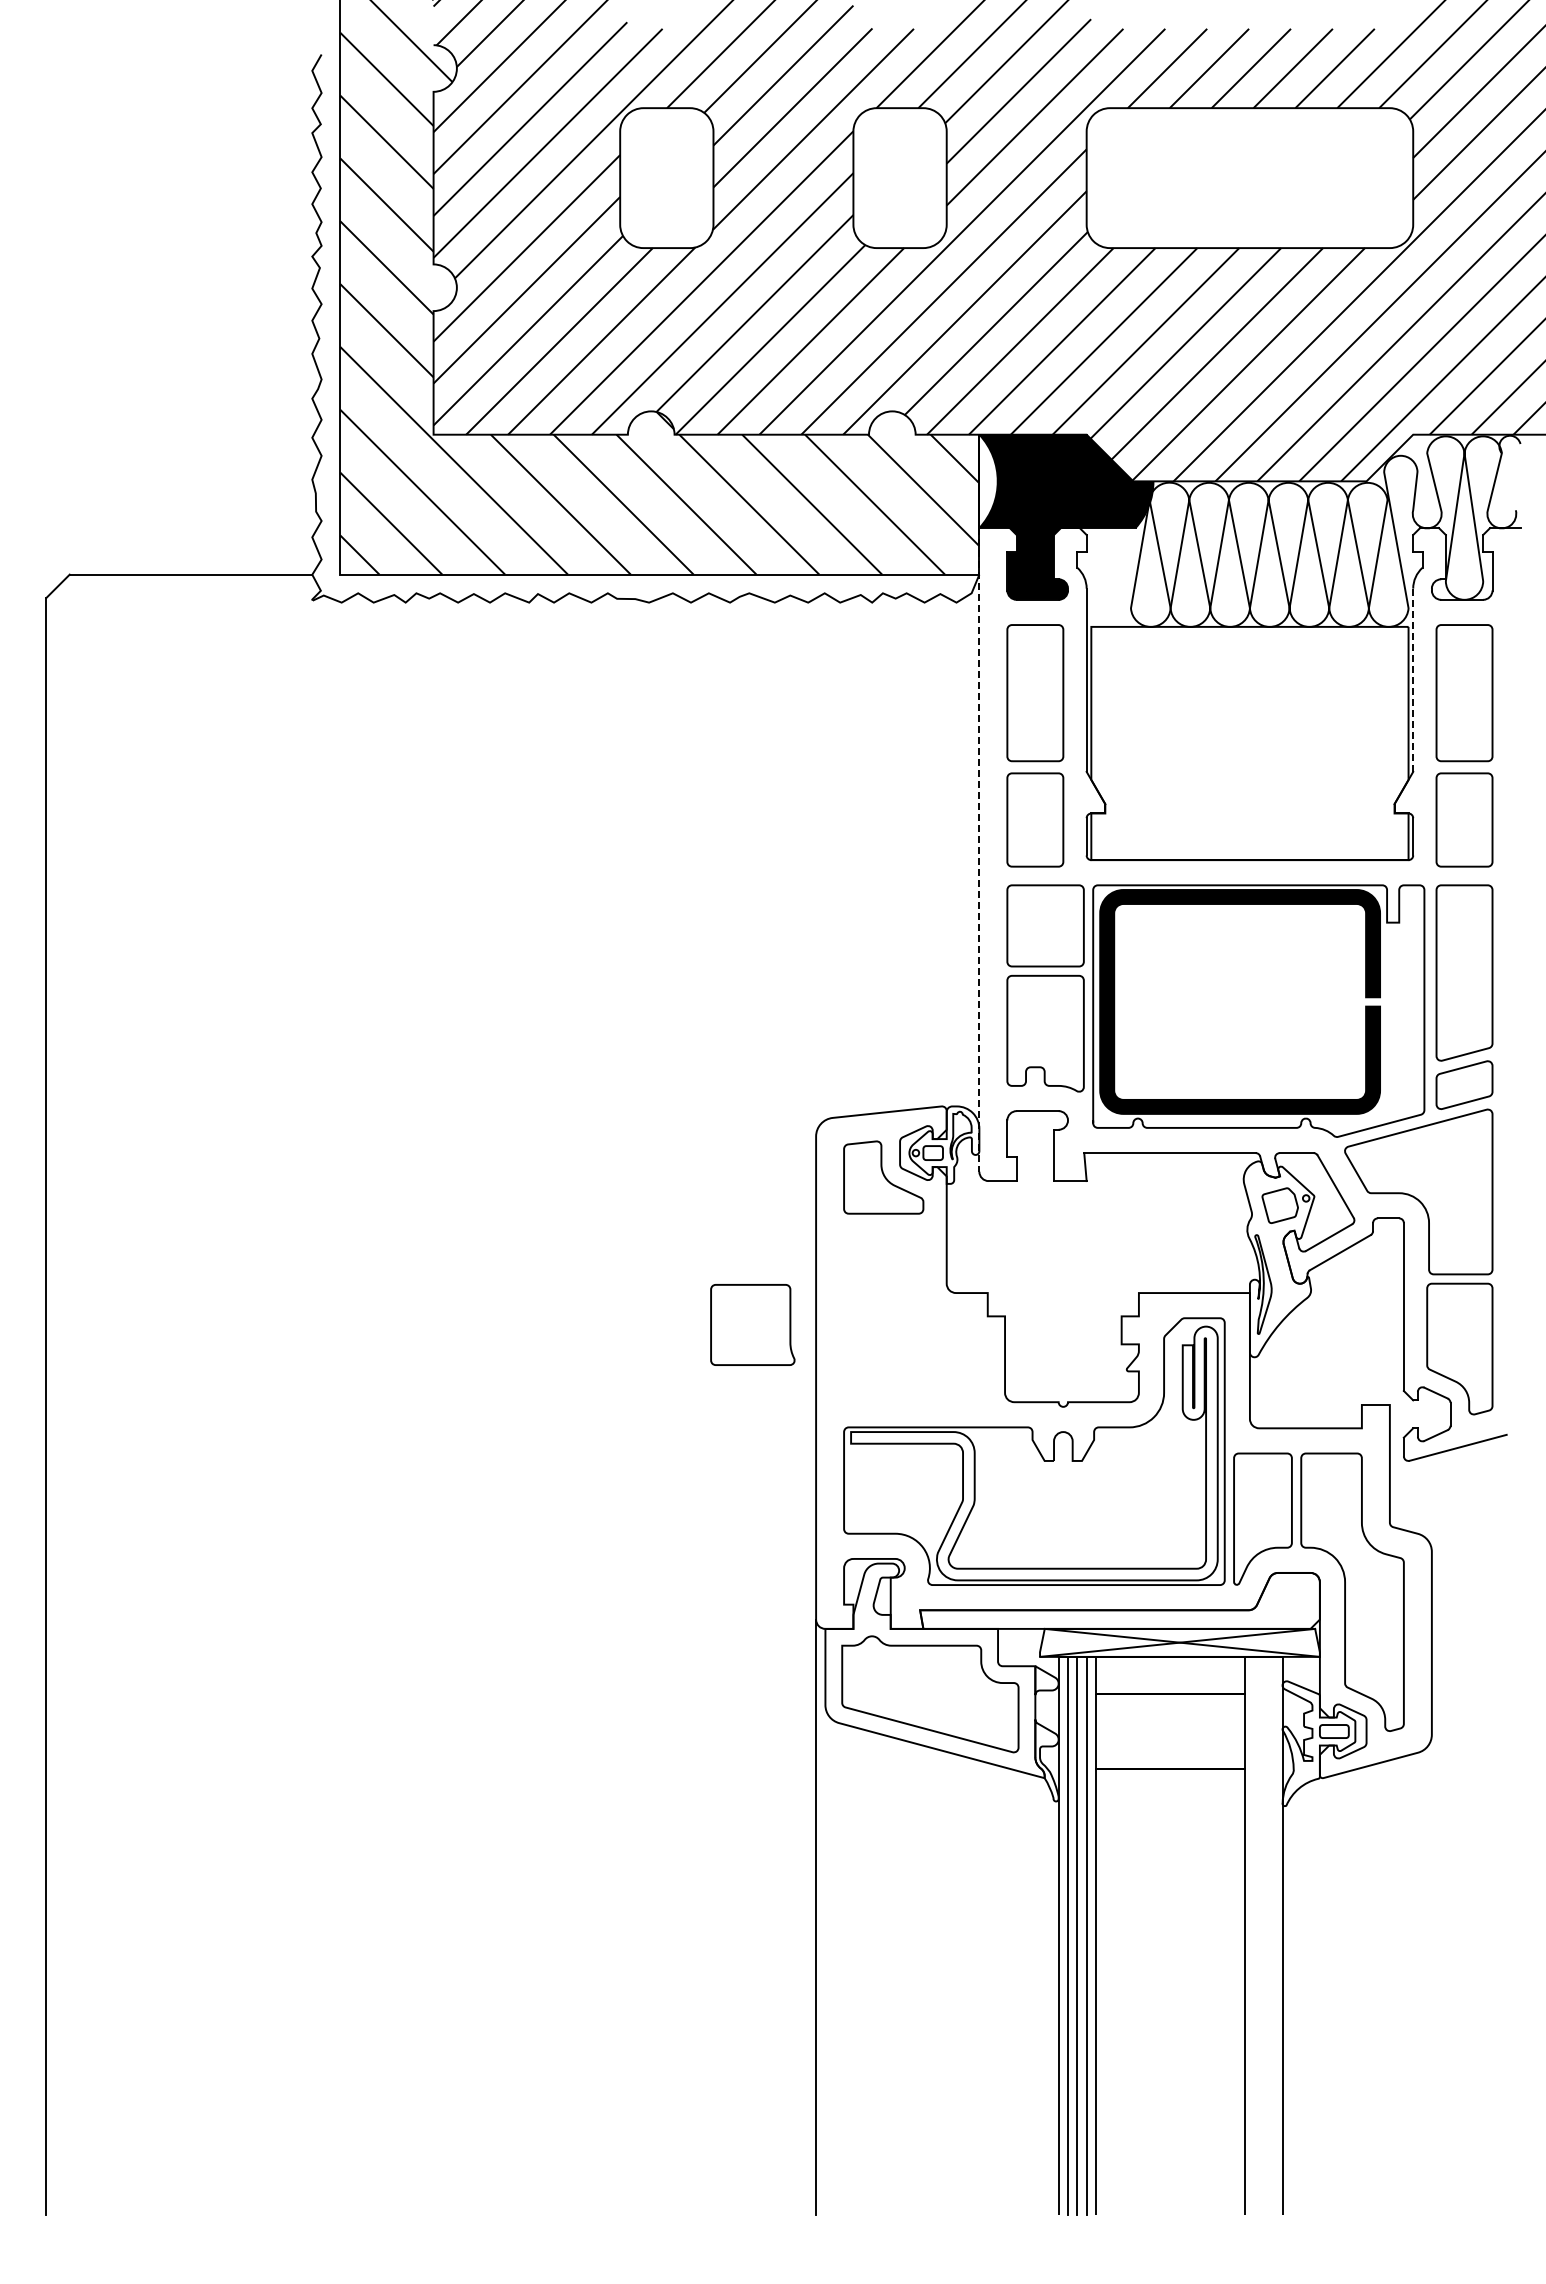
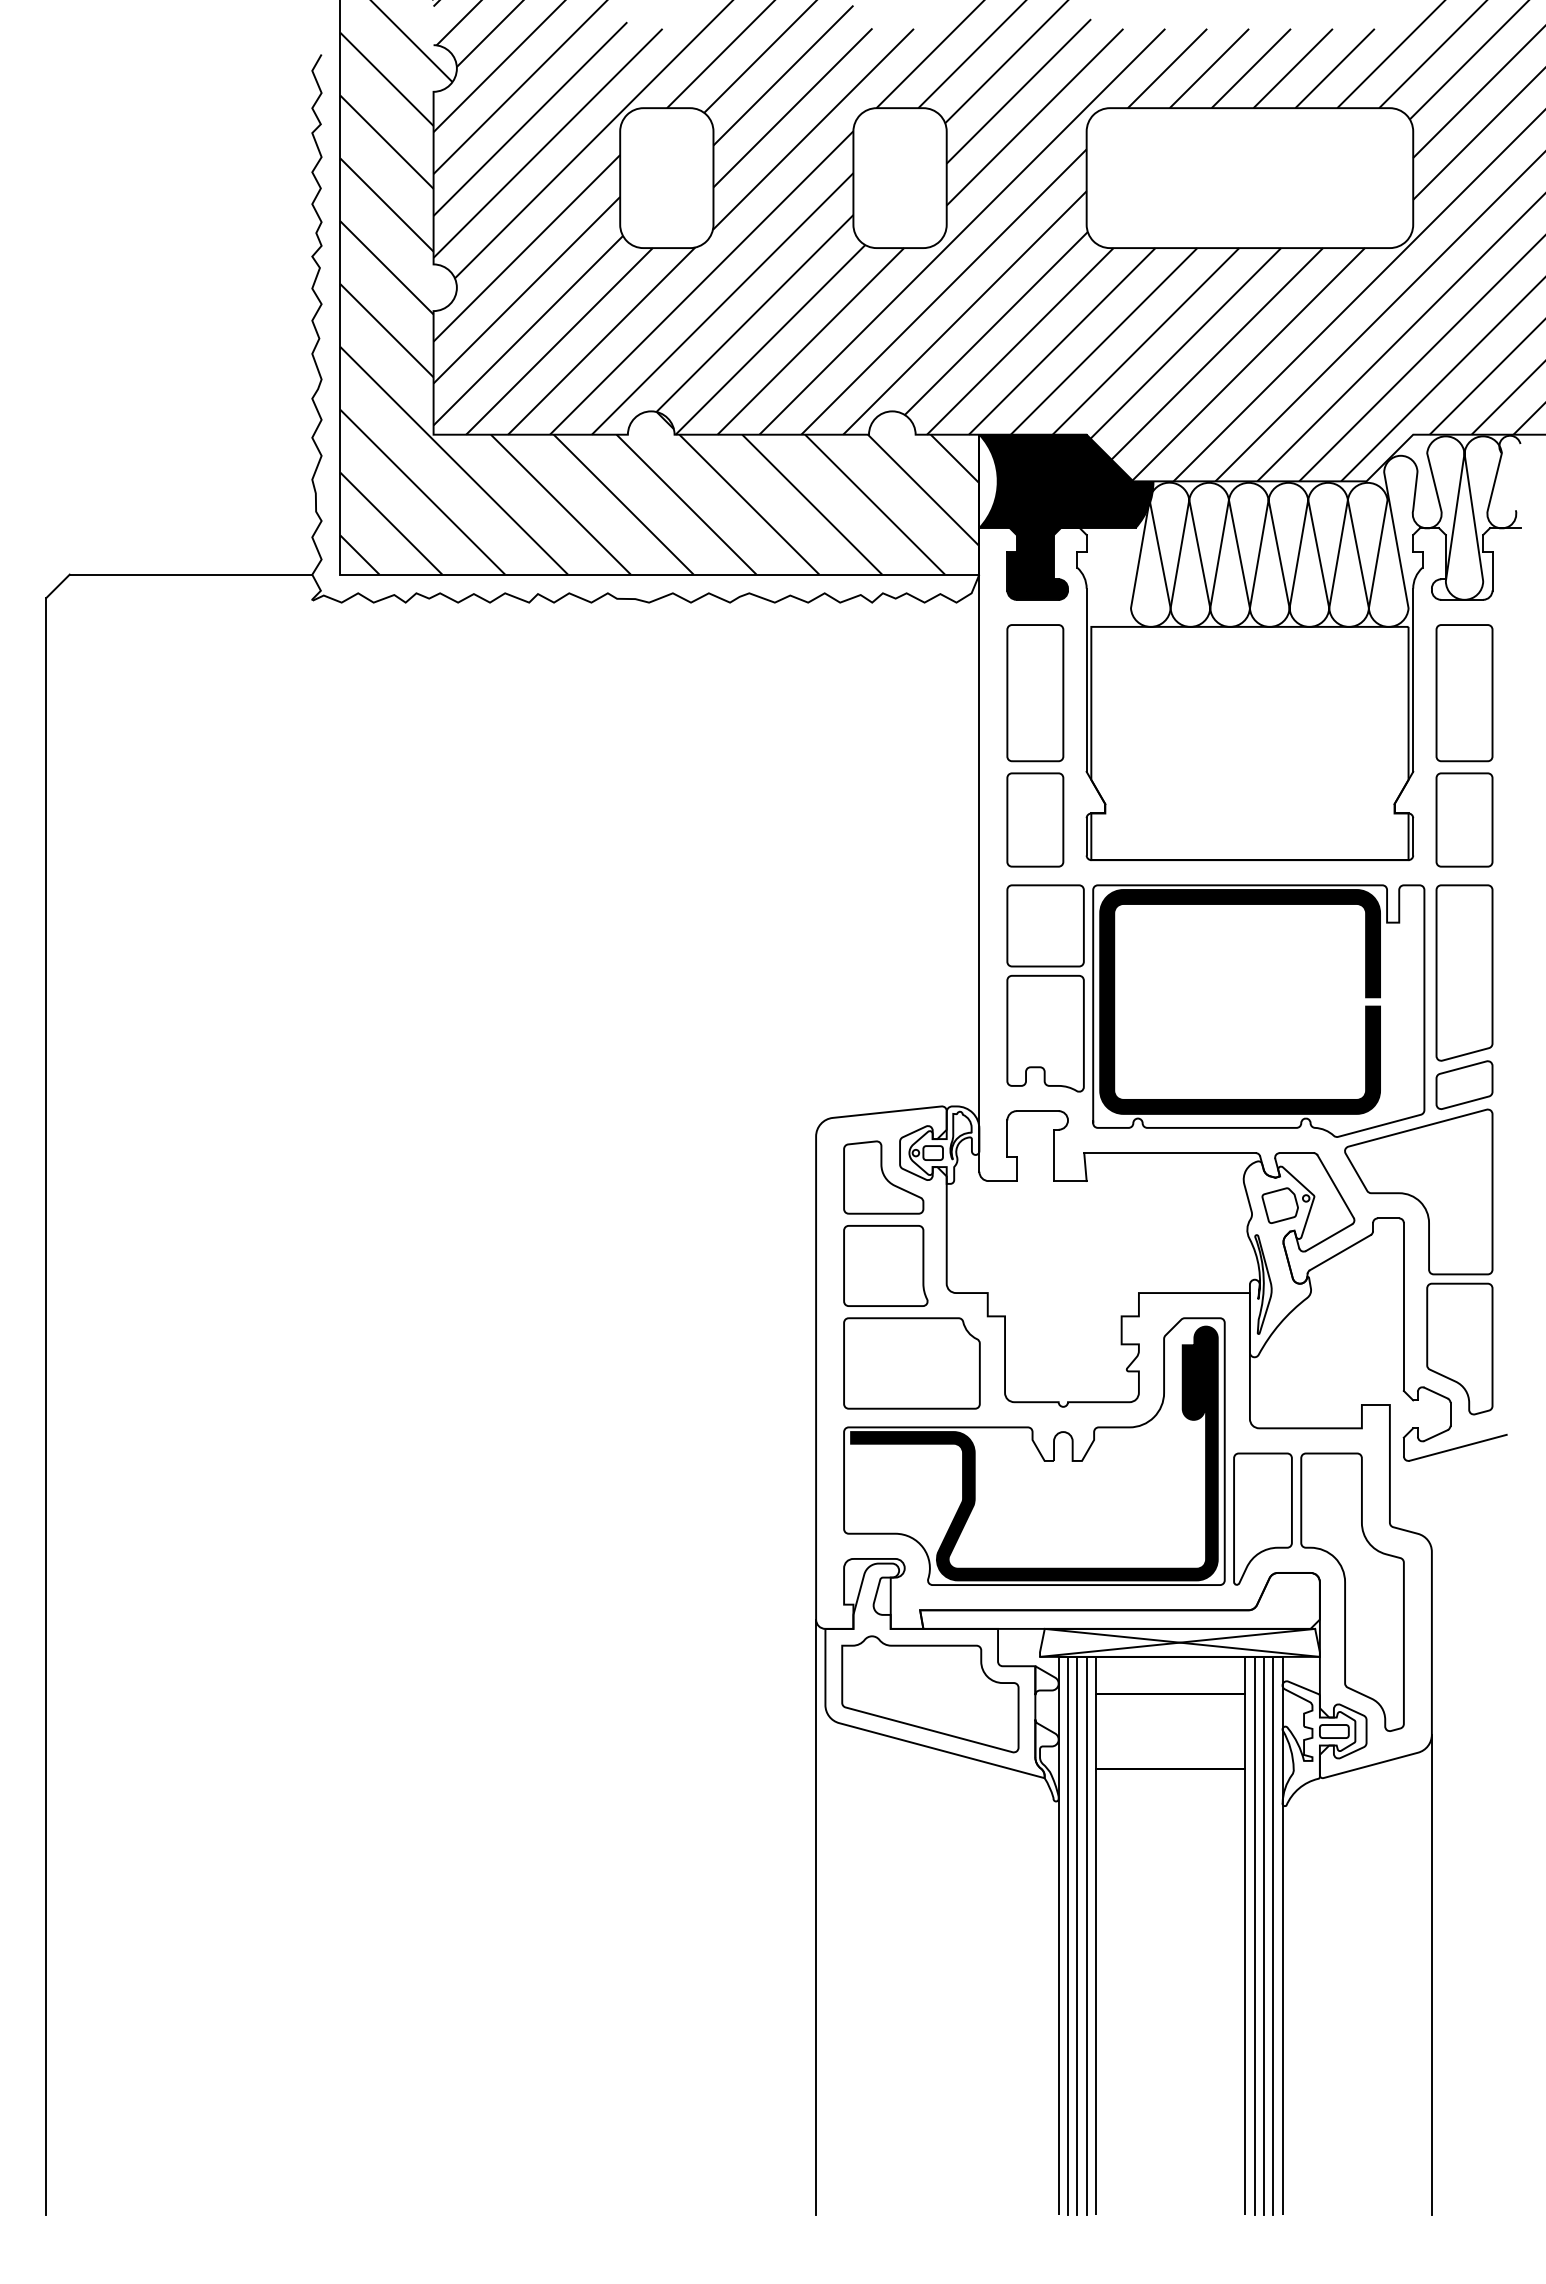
line: dashed -> solid (1413, 680)
line: dashed -> solid (979, 849)
part position: (752, 1324) -> (885, 1265) (885, 1265)
part: none -> present (911, 1363)
fill: none -> present (1034, 1453)
line: none -> present (1254, 1935)
line: none -> present (1263, 1935)
line: none -> present (1273, 1935)
line: none -> present (1431, 1974)
